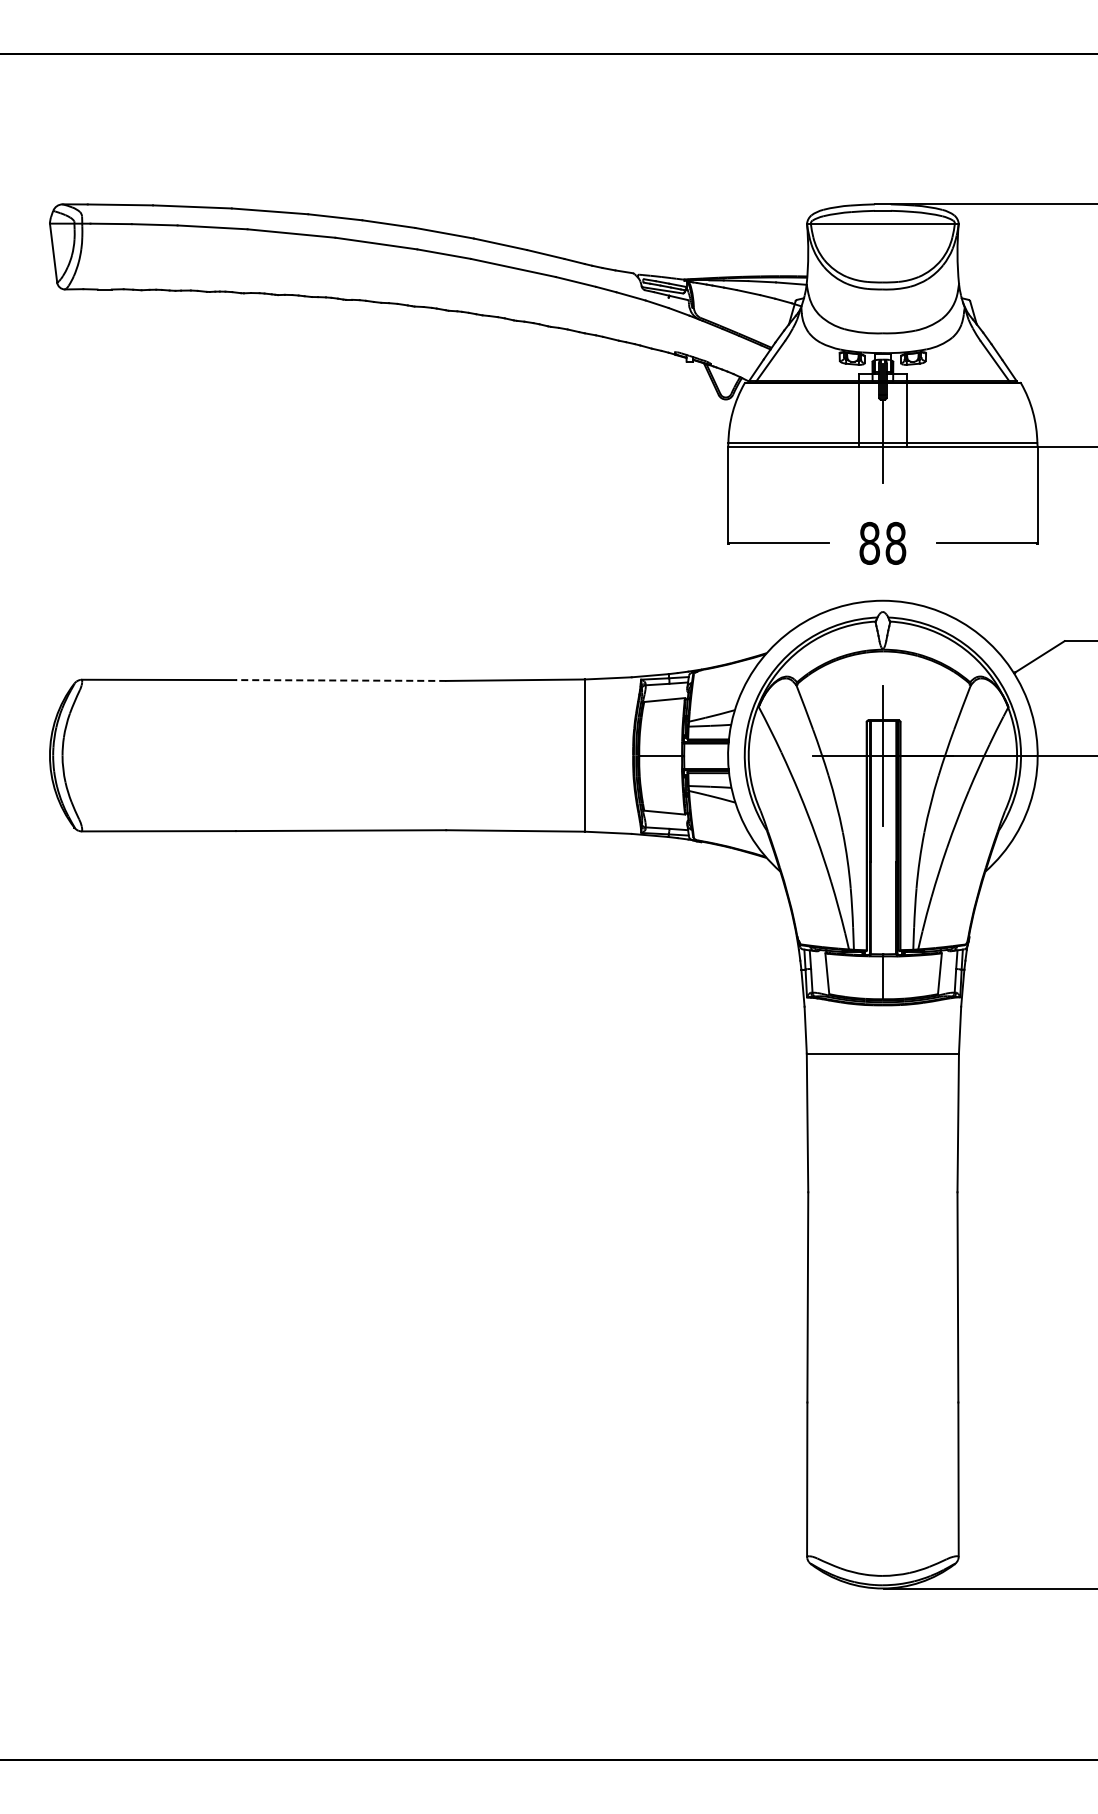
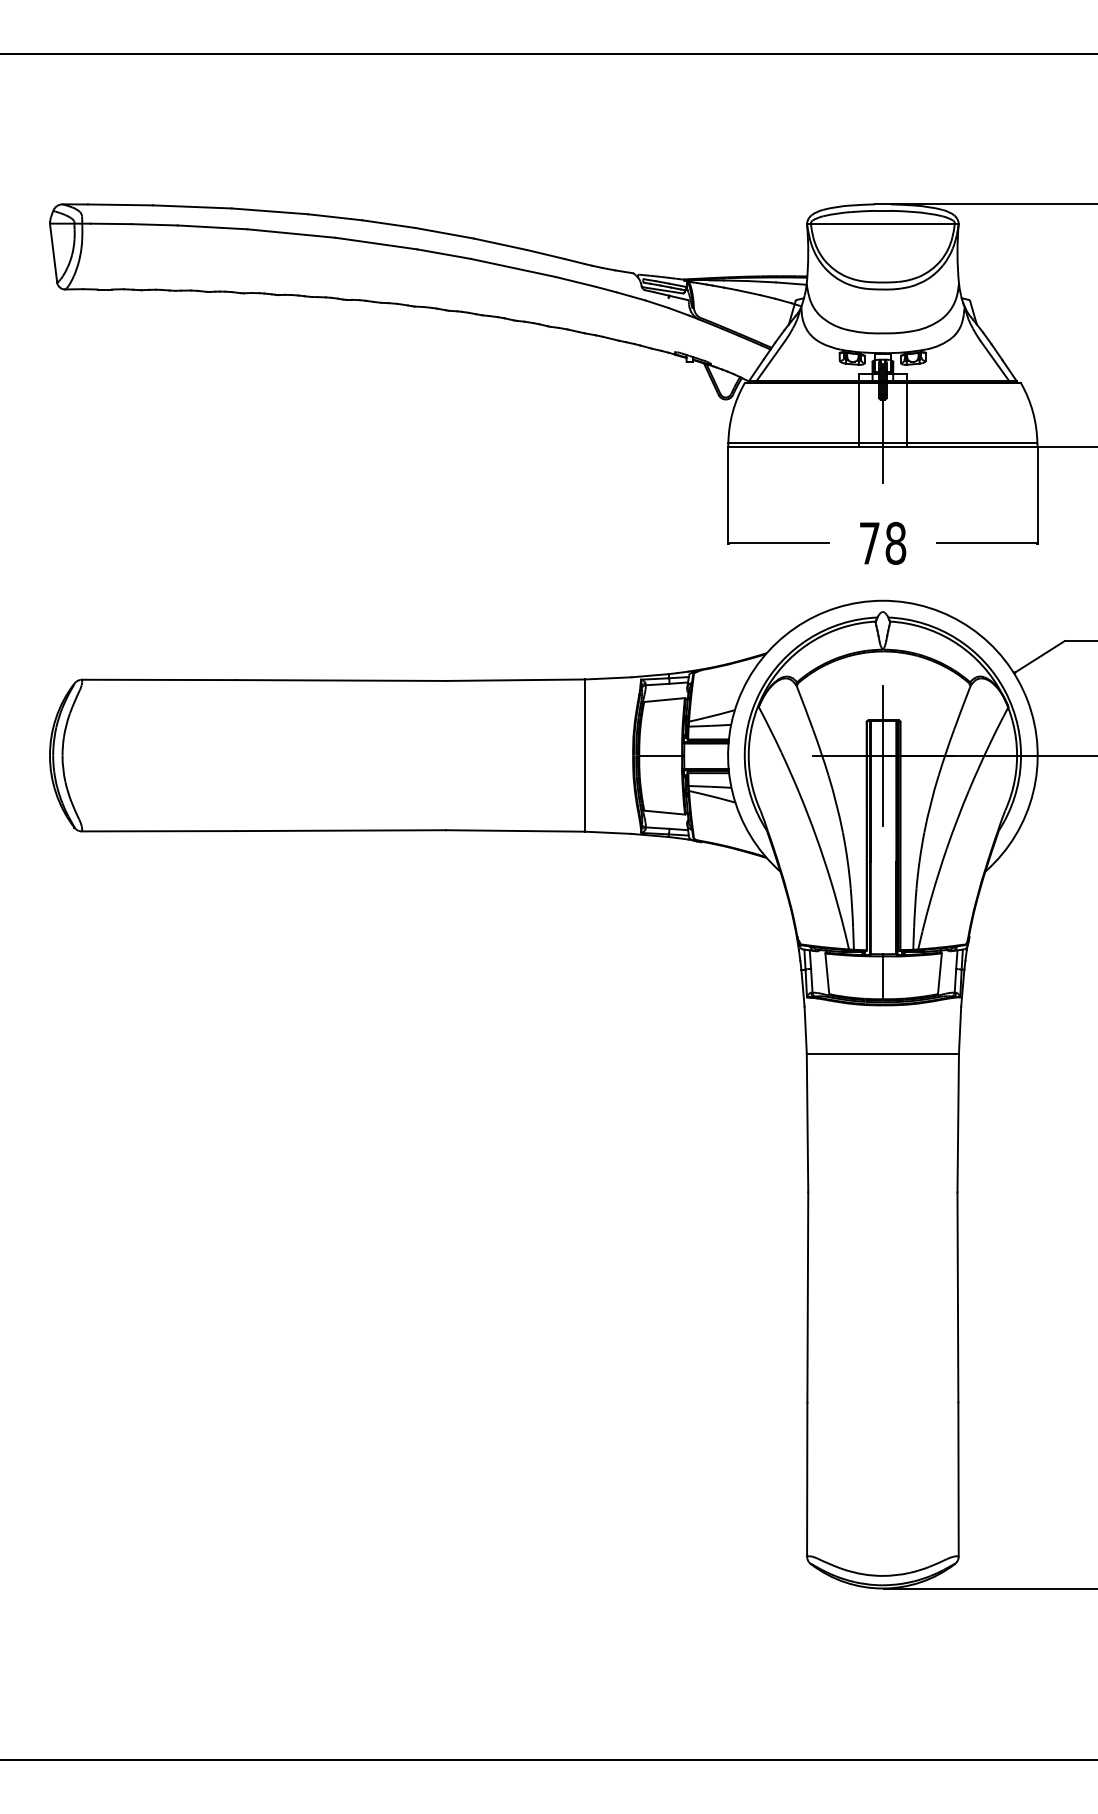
text: 88 -> 78 (869, 542)
line: dashed -> solid (340, 680)
